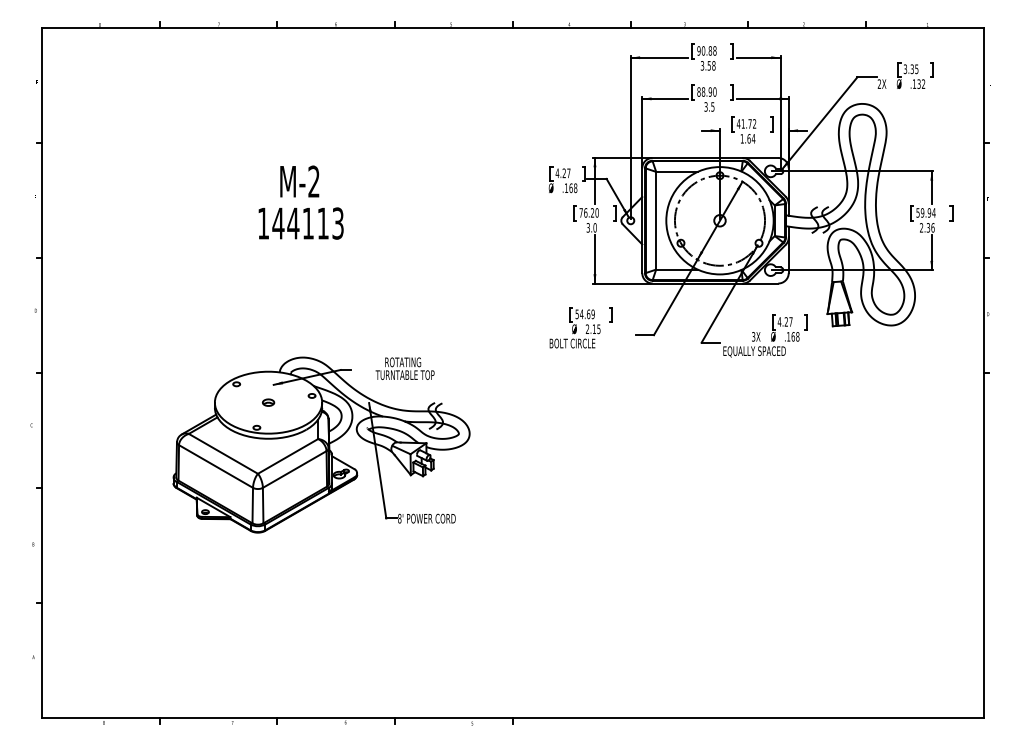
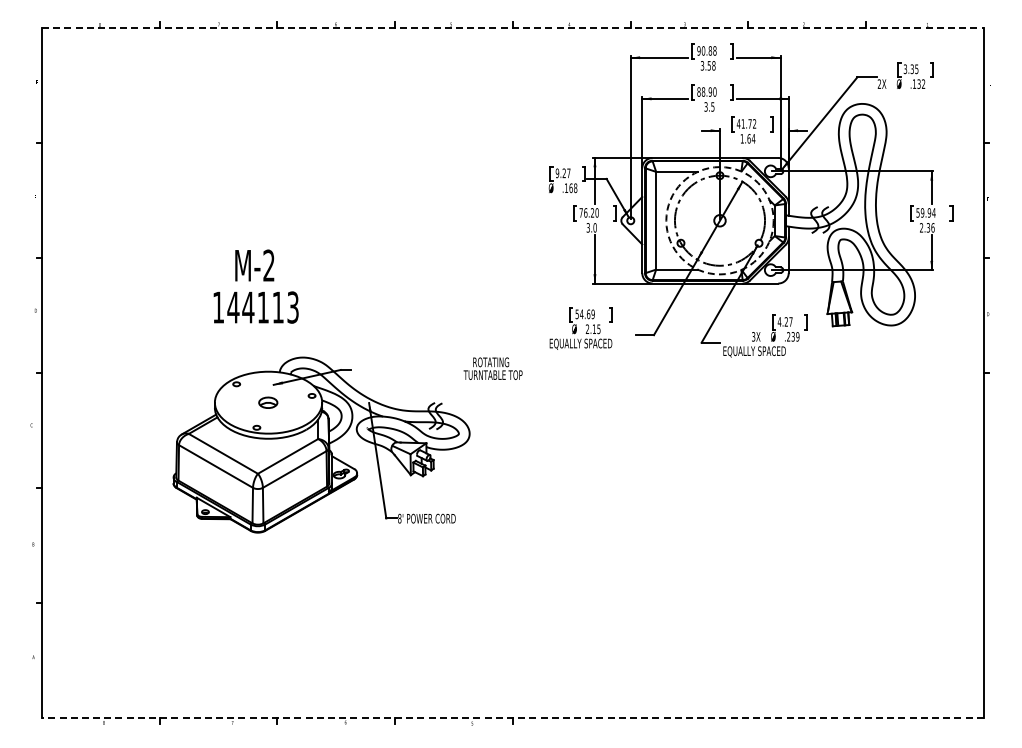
line: solid -> dashed (512, 27)
text: 4.27 -> 9.27 (557, 173)
text position: (300, 202) -> (255, 286) (255, 286)
circle: solid -> dashed (719, 220)
text: .168 -> .239 (793, 336)
text: BOLT CIRCLE -> EQUALLY SPACED (582, 343)
text position: (404, 368) -> (492, 368) (492, 368)
part size: 14x9 px -> 21x13 px (268, 402)
line: solid -> dashed (512, 718)
